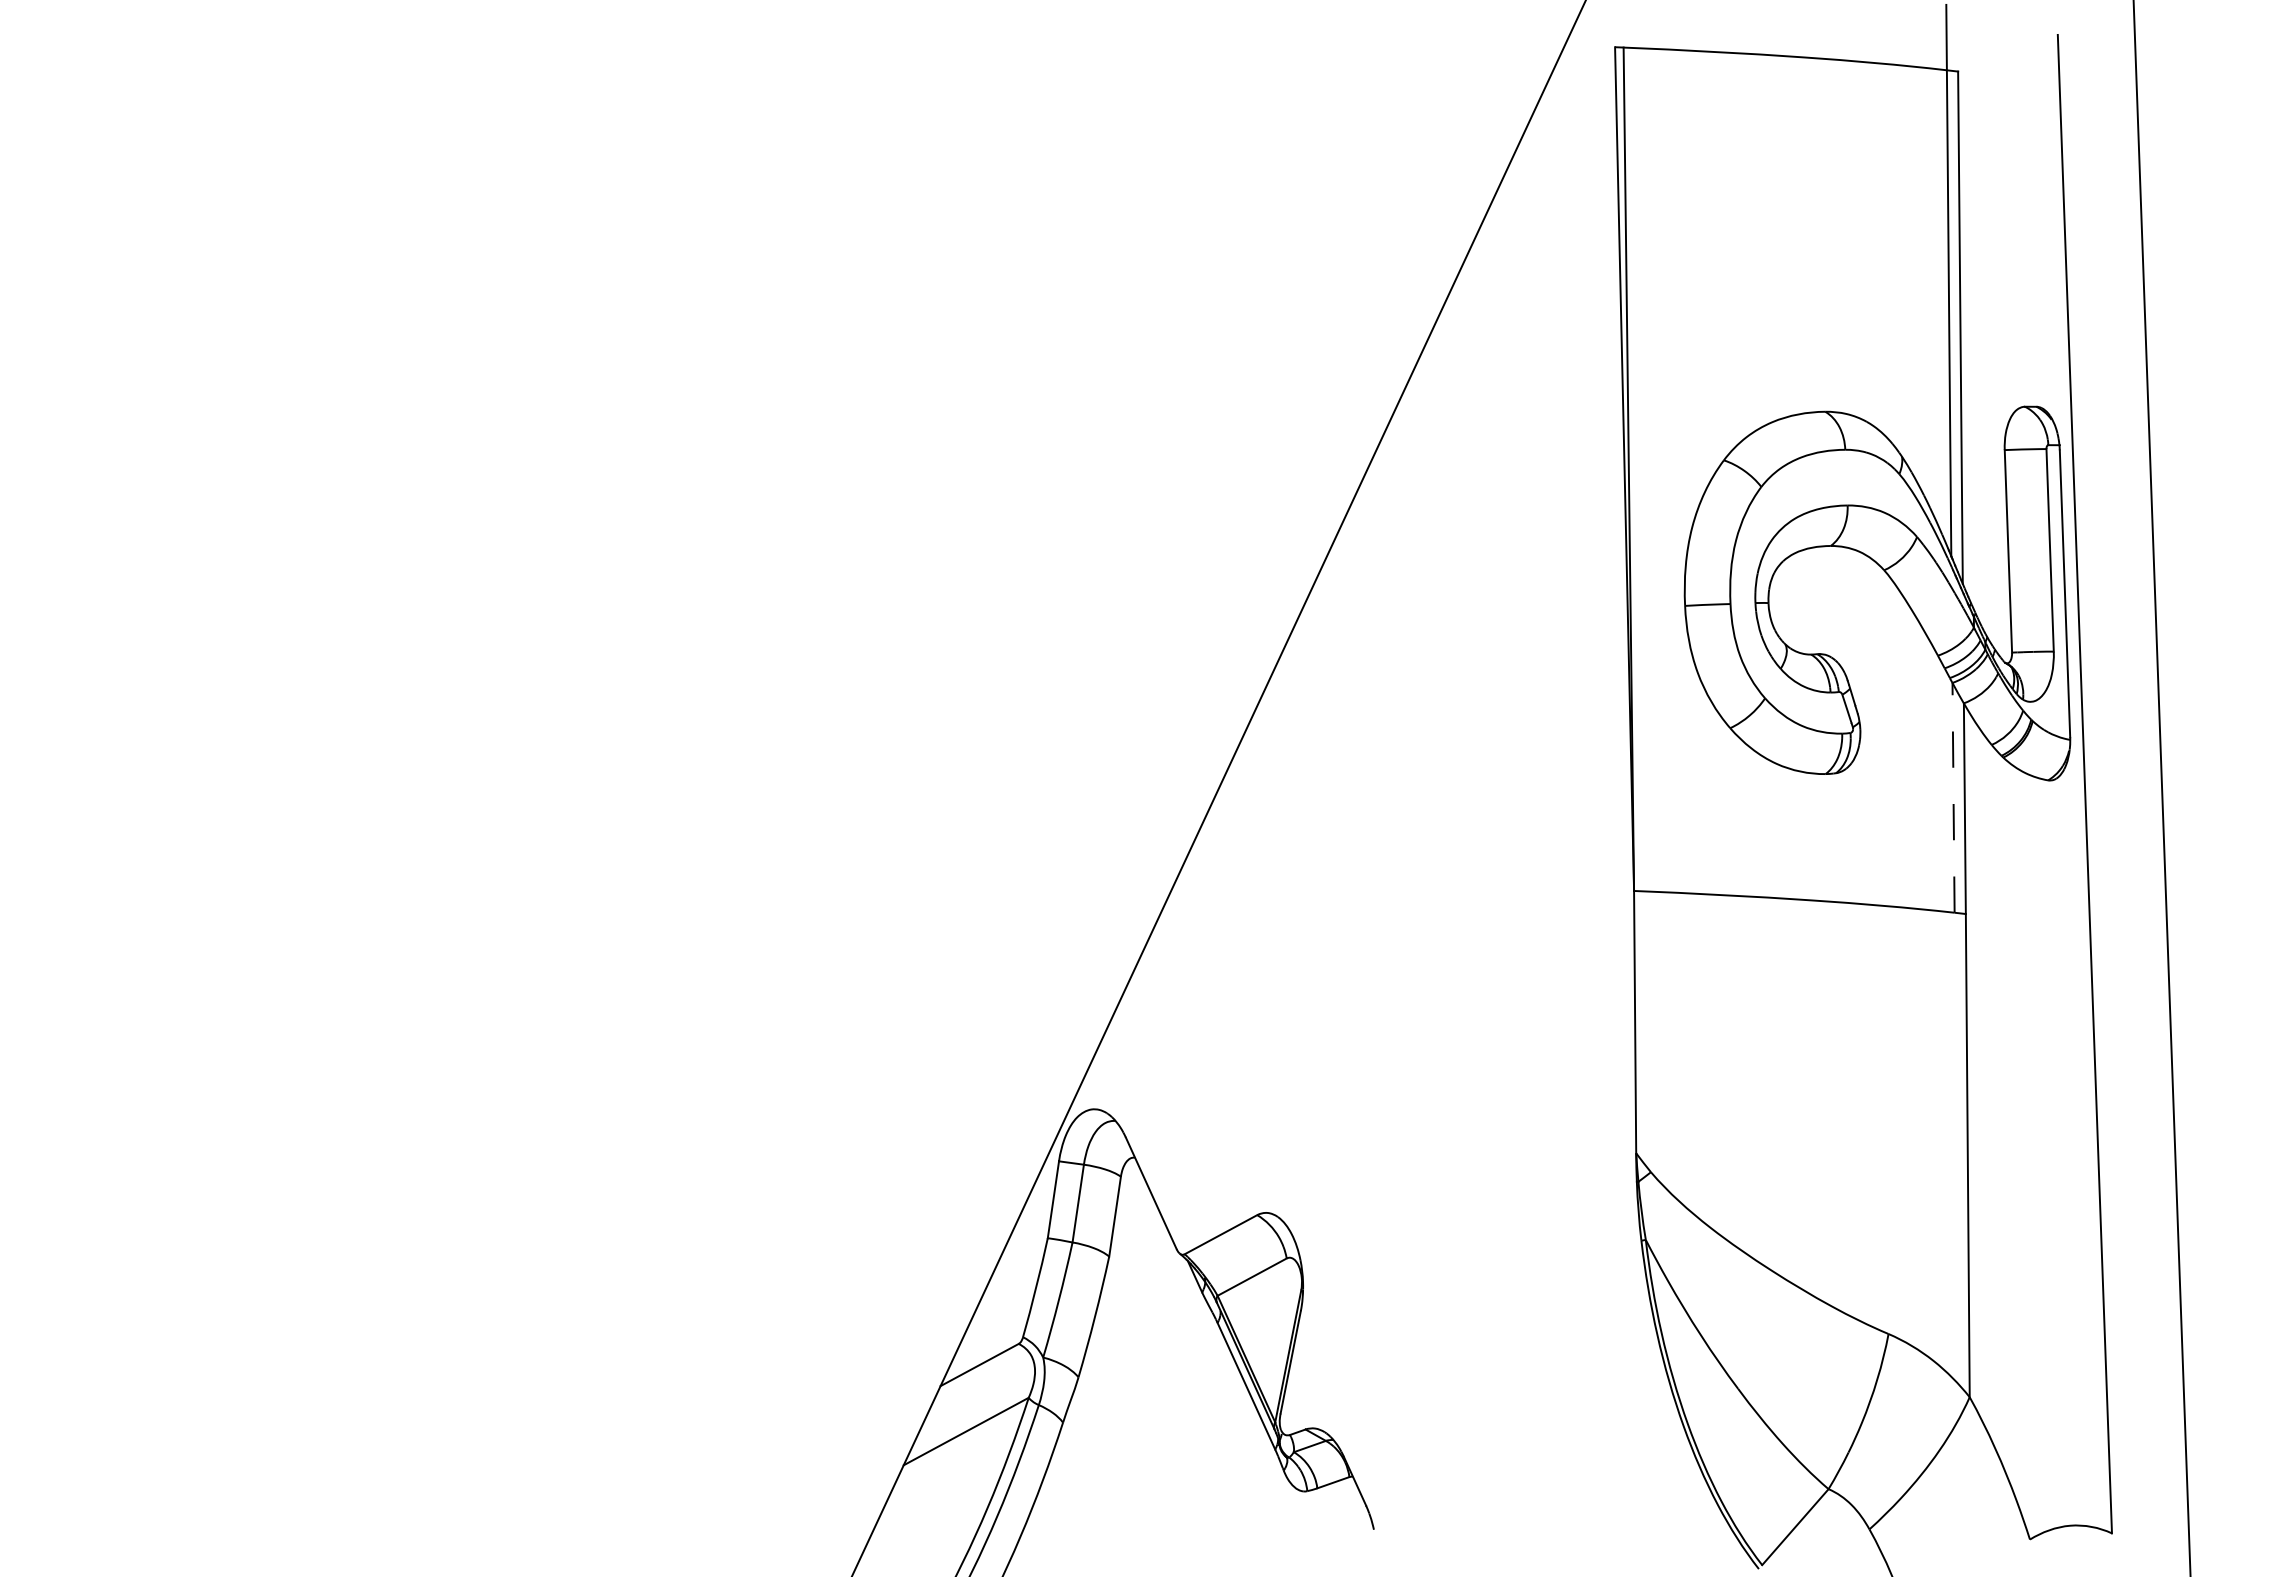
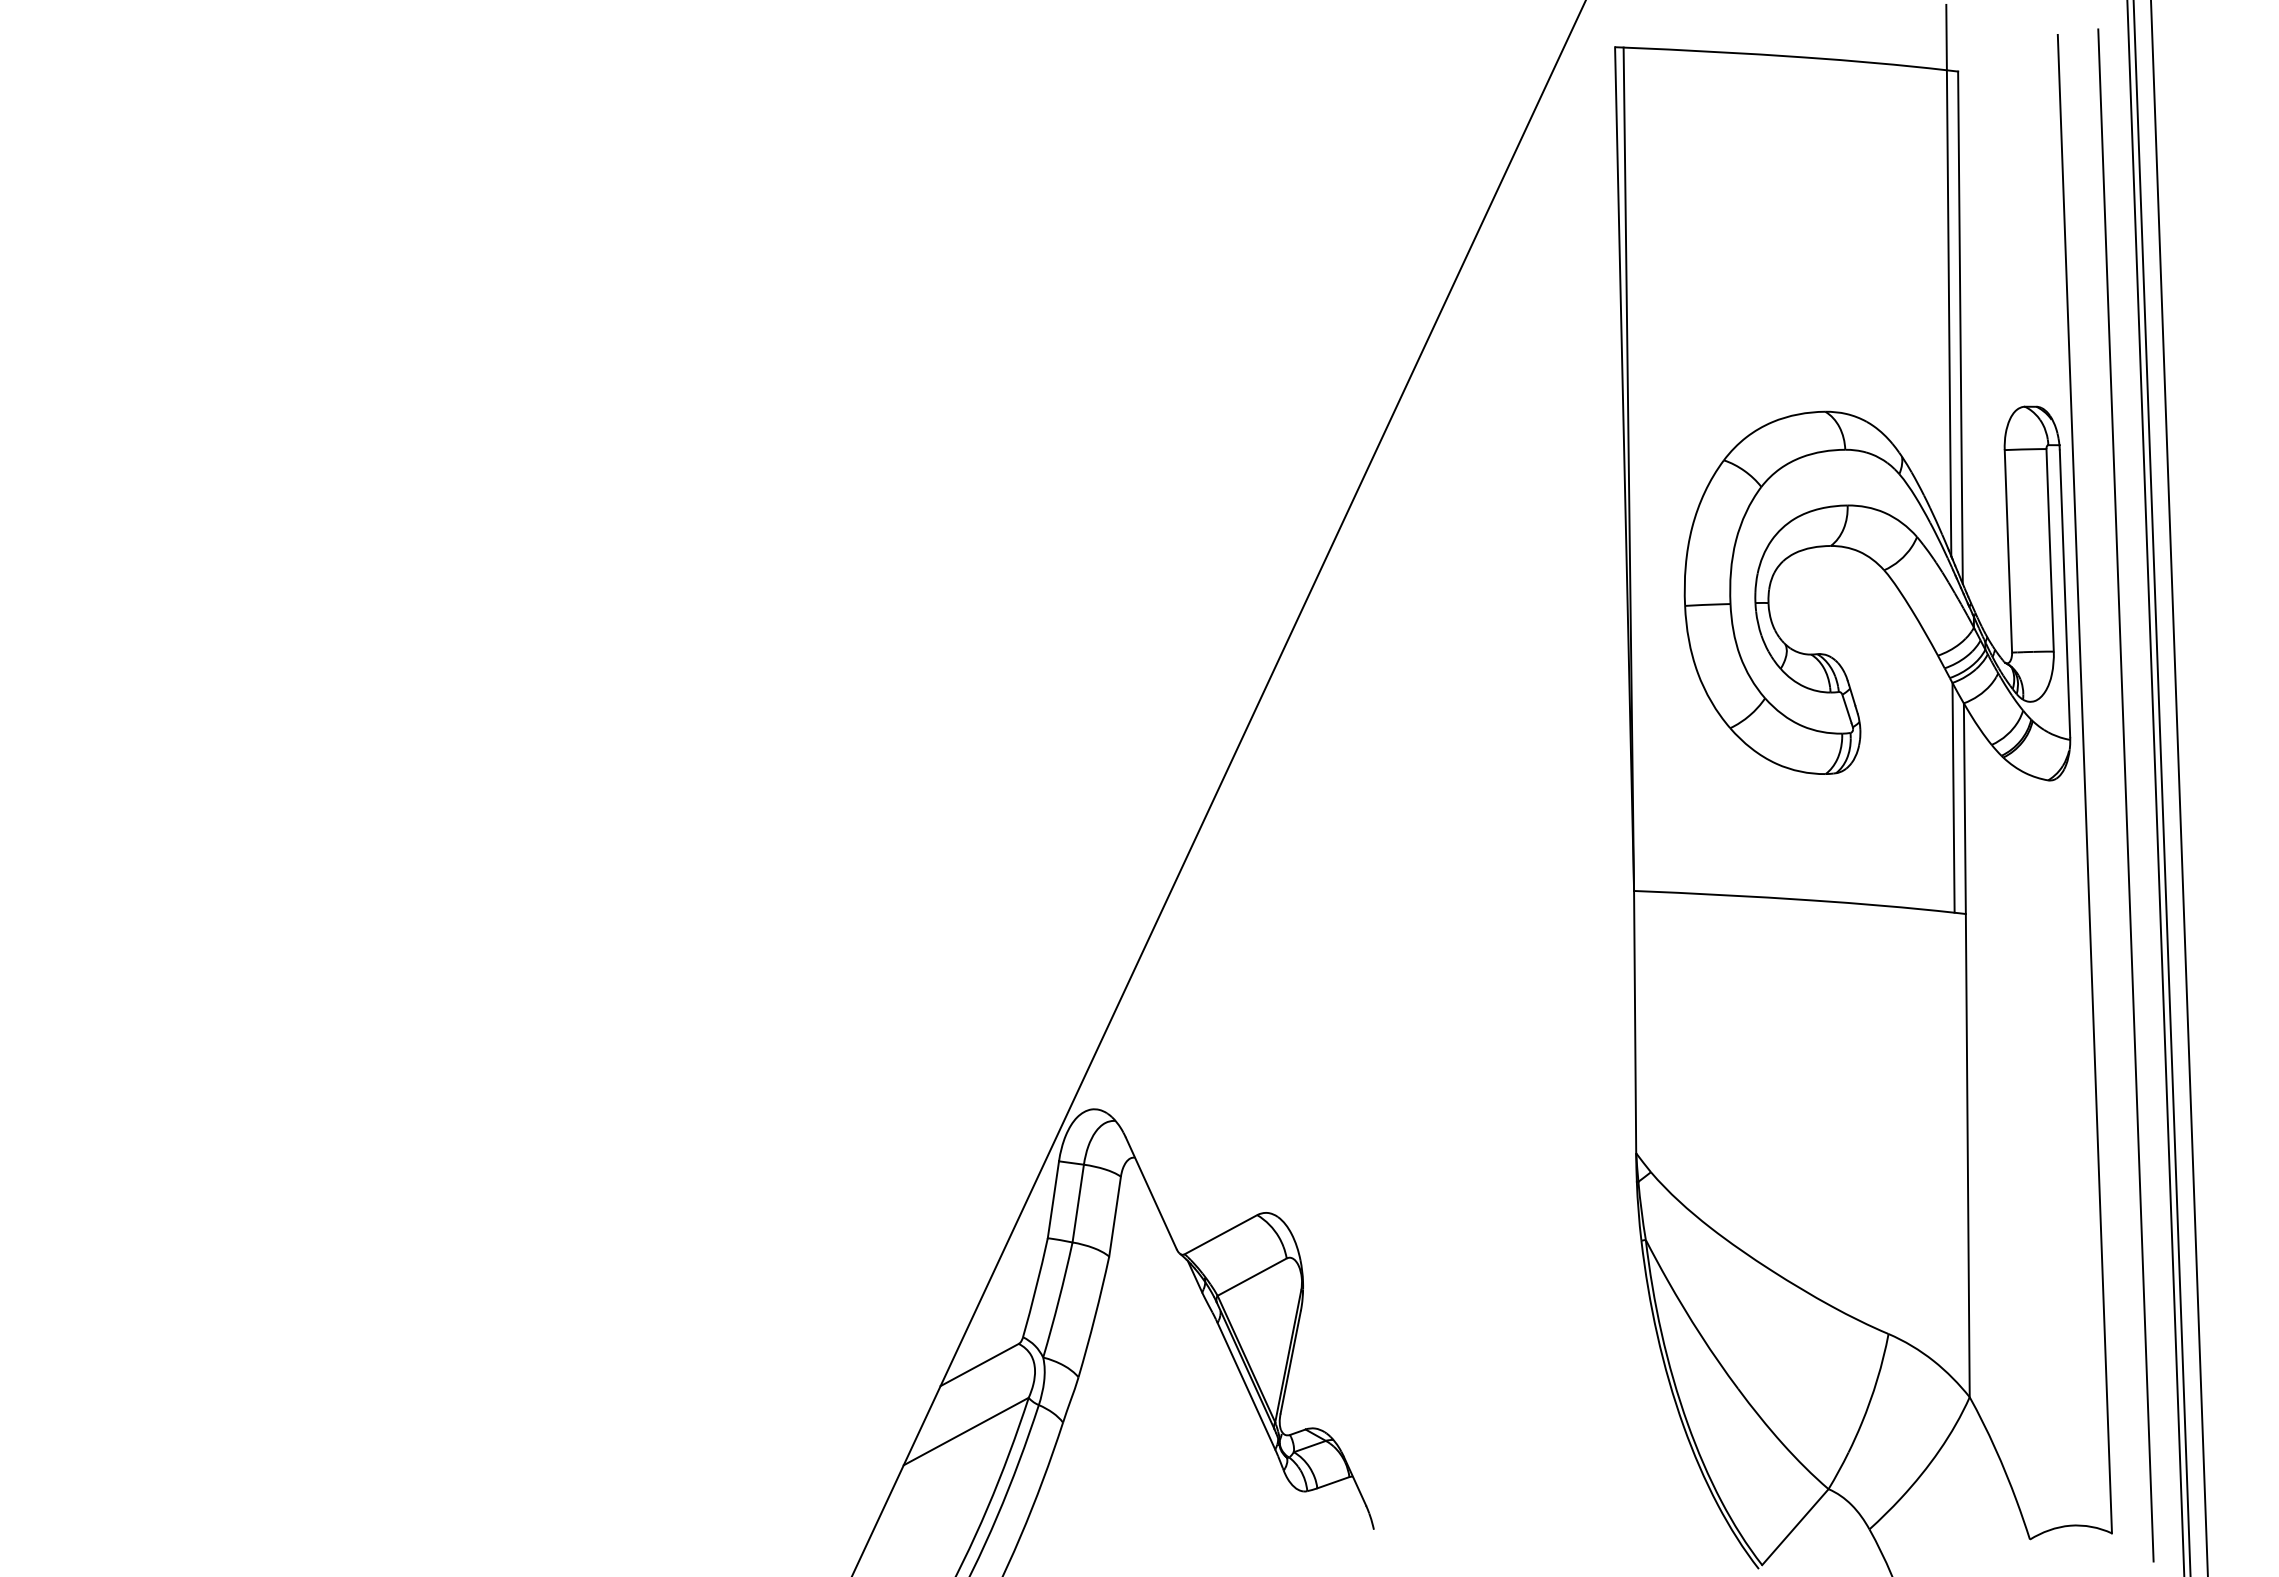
line: none -> present (2155, 787)
line: none -> present (2179, 787)
line: none -> present (2125, 795)
line: dashed -> solid (1953, 797)
